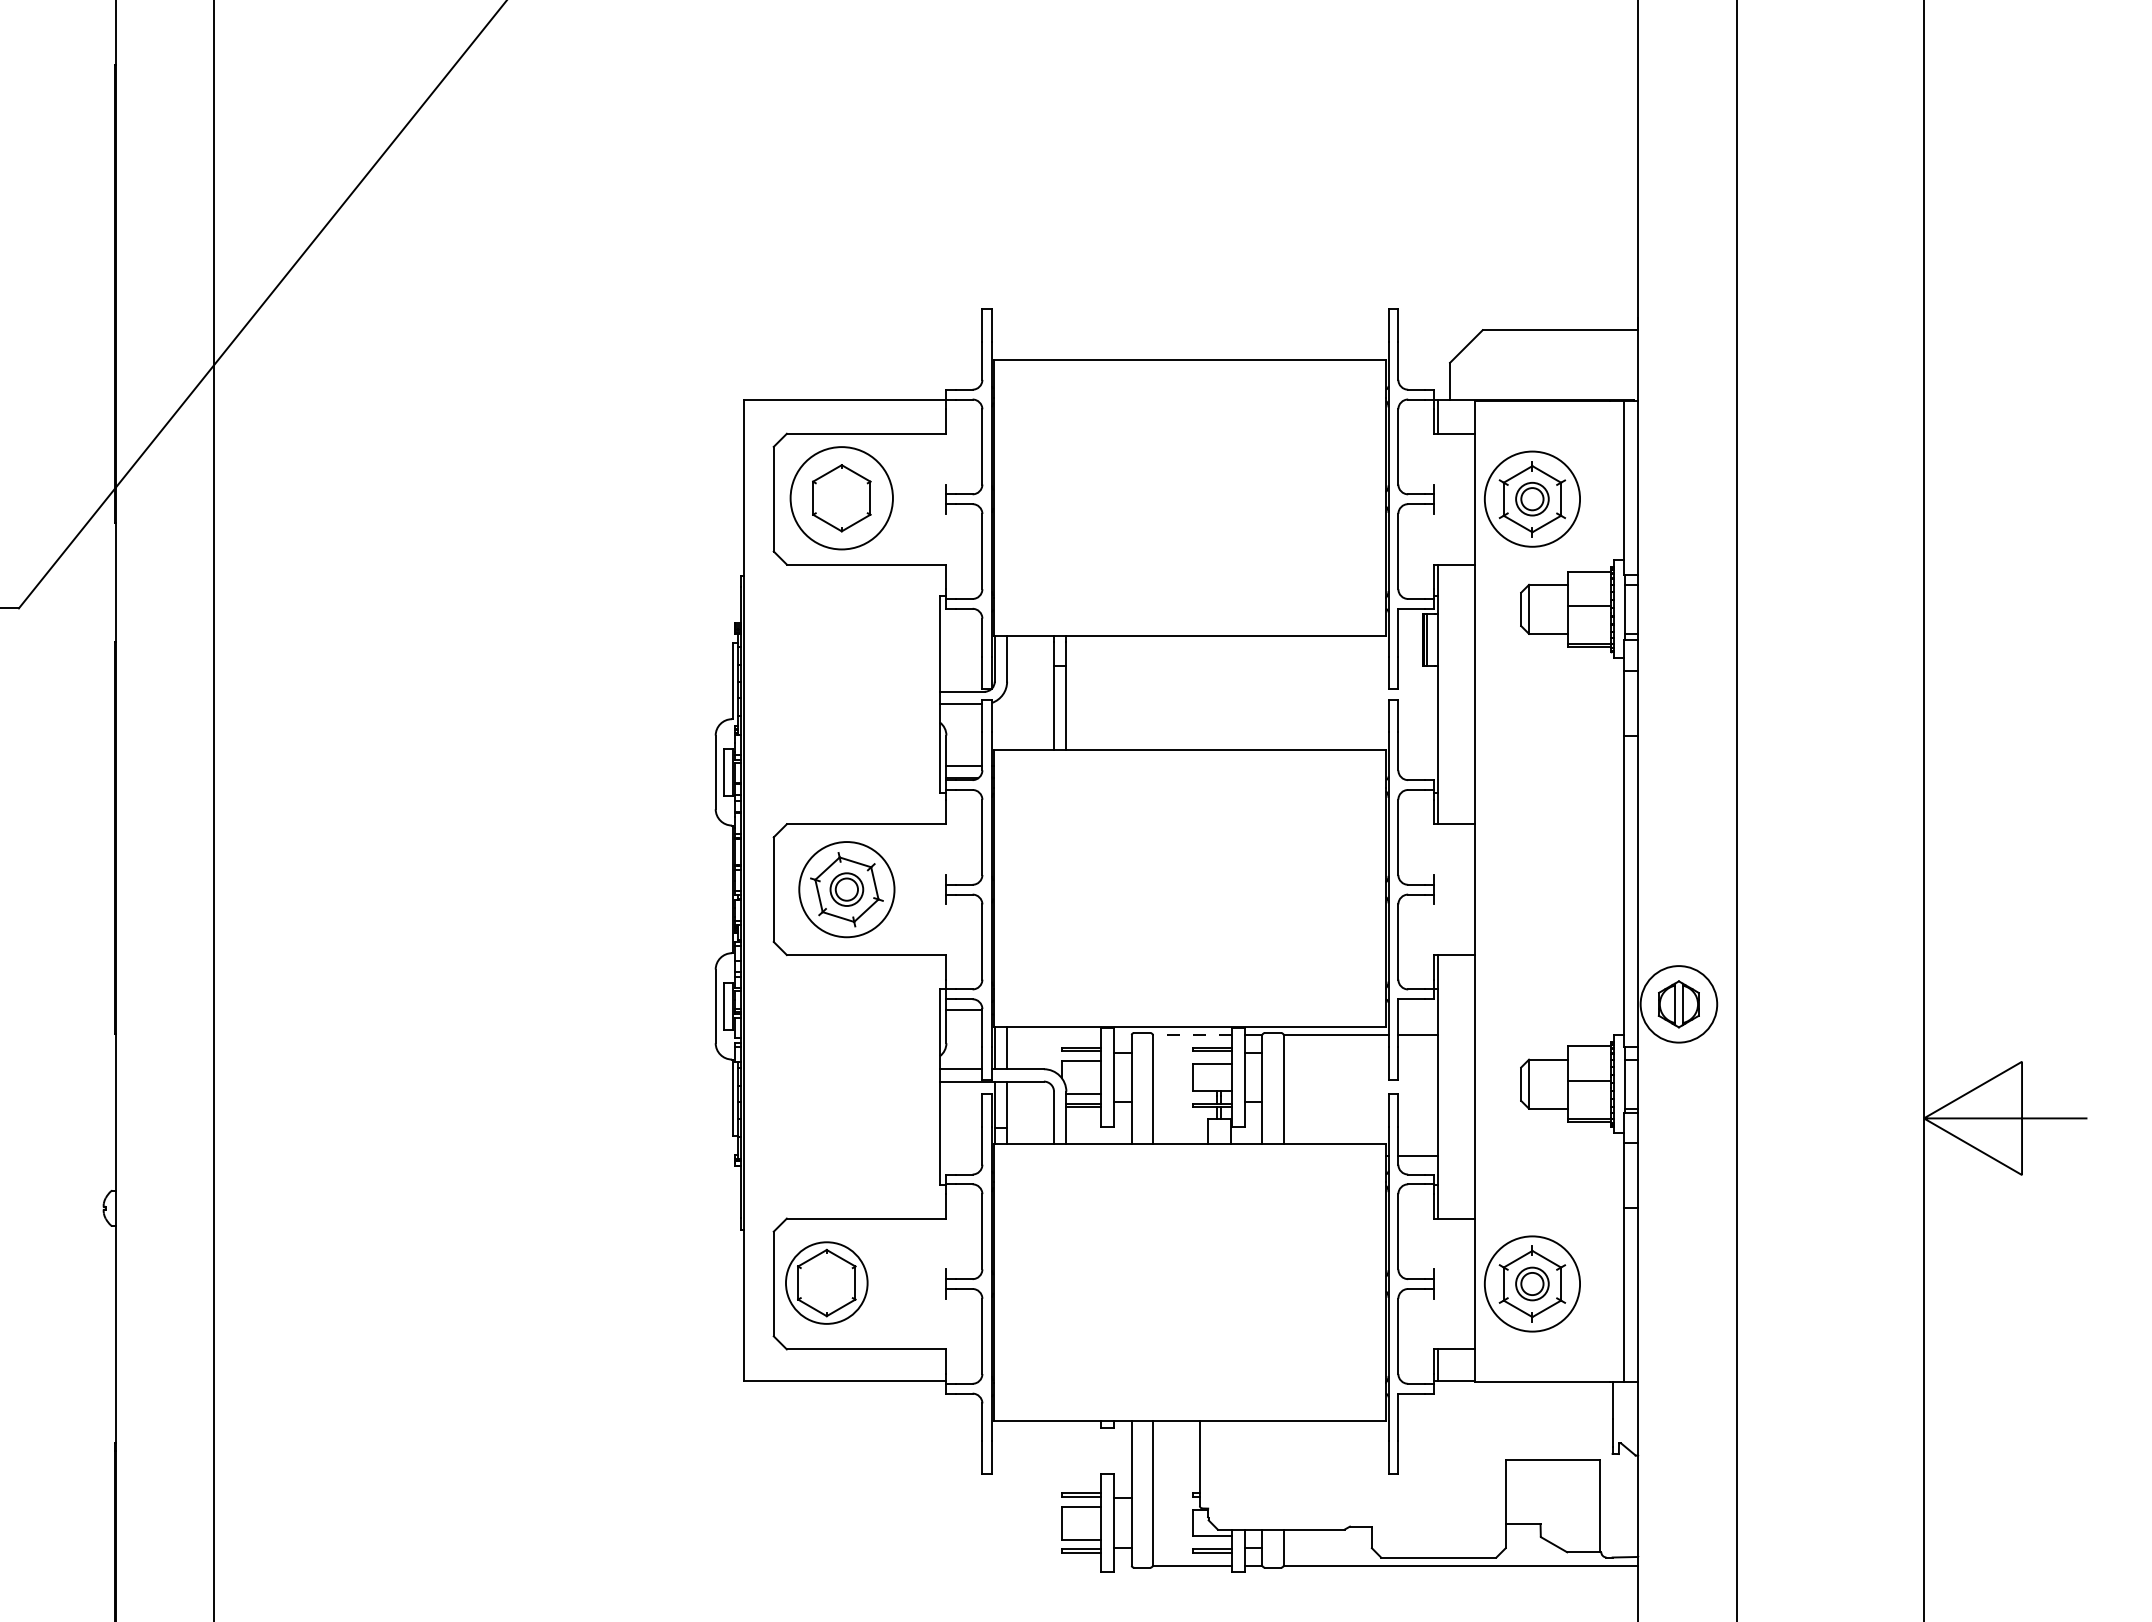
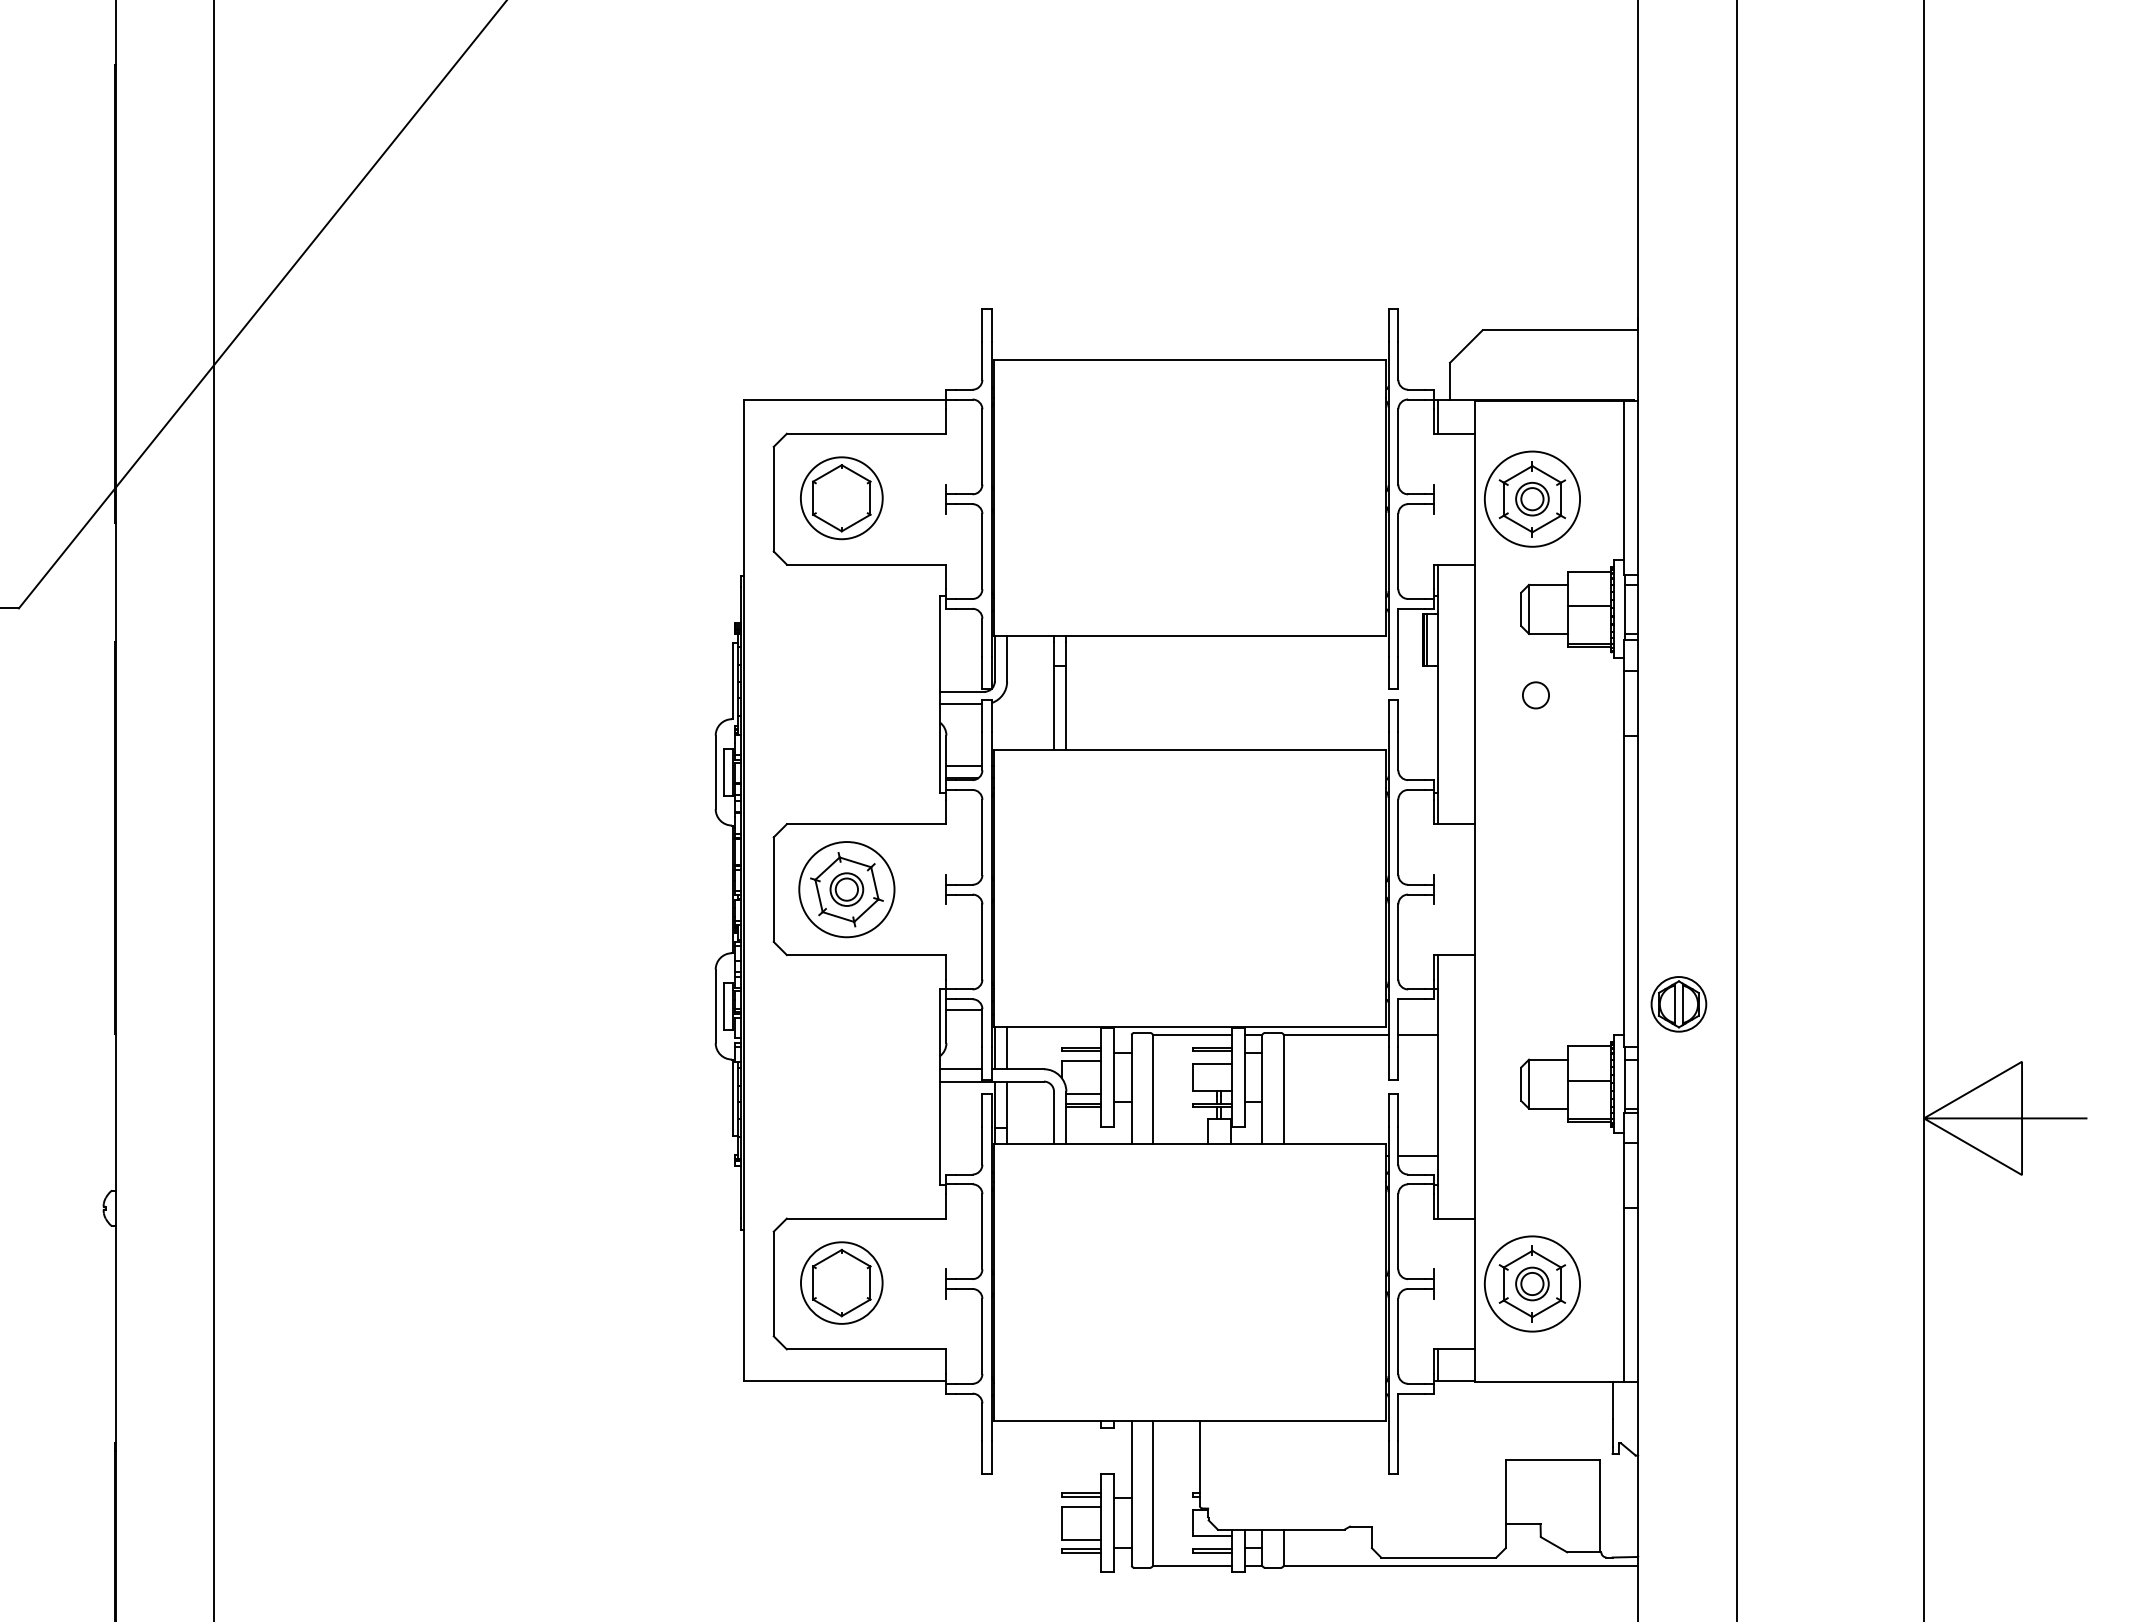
circle diameter: 102 px -> 82 px (841, 498)
circle: none -> present (1535, 695)
circle diameter: 77 px -> 55 px (1678, 1004)
line: dashed -> solid (1192, 1034)
part position: (826, 1282) -> (841, 1282) (841, 1282)
